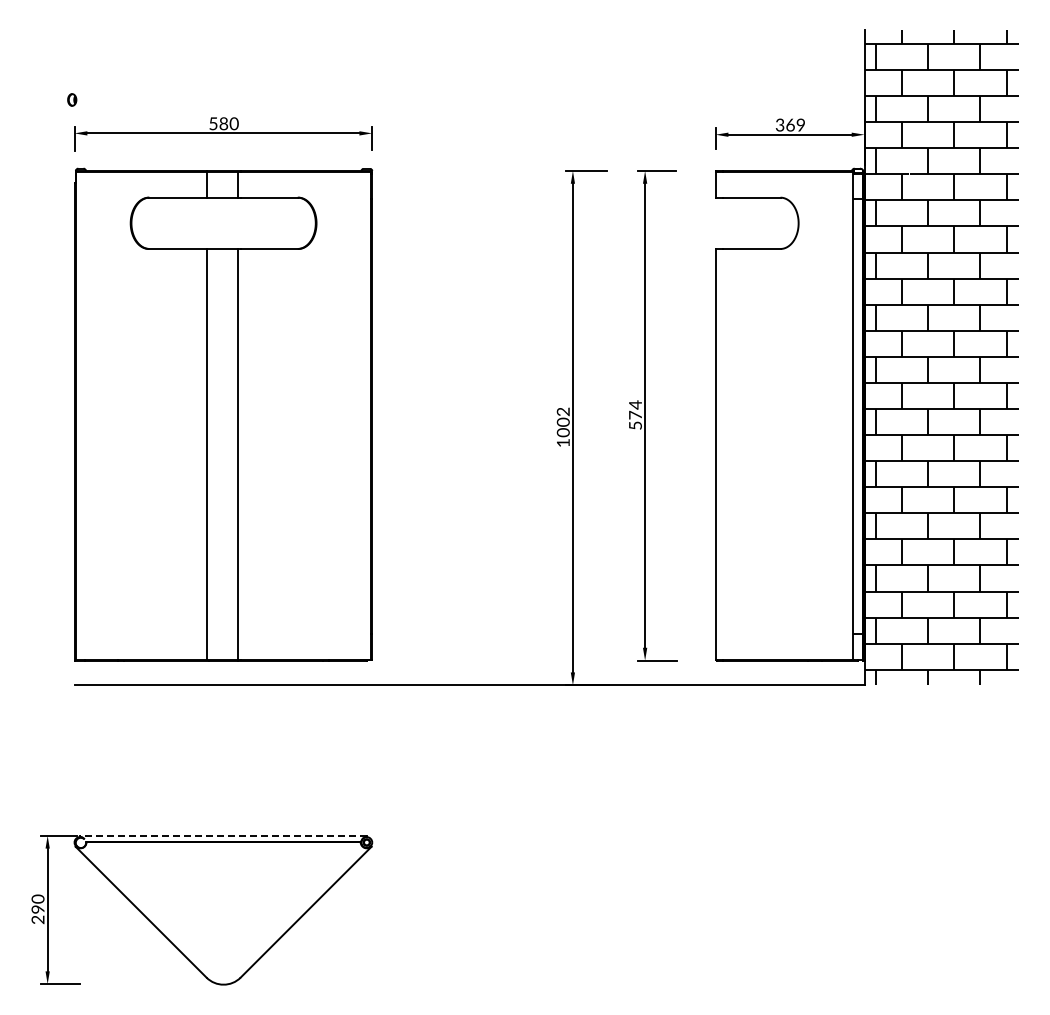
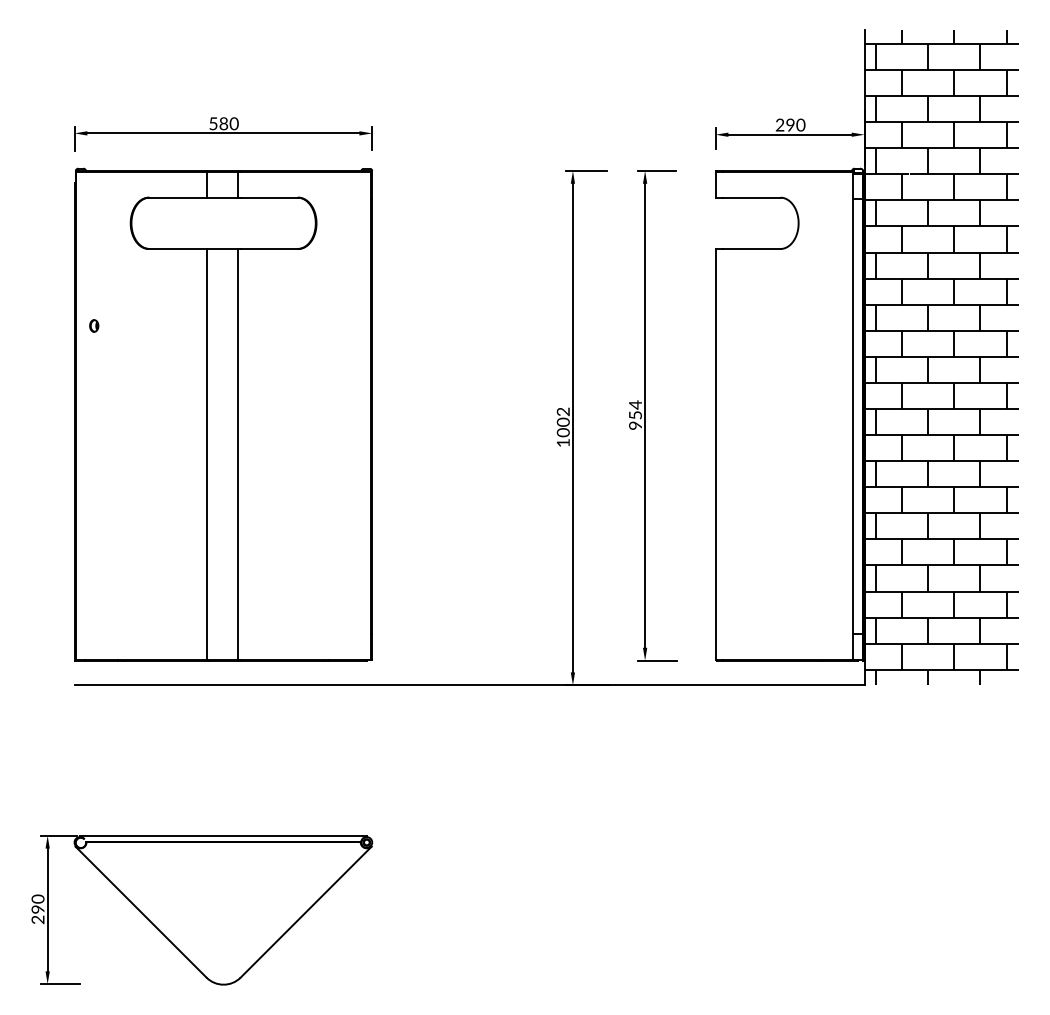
part position: (72, 99) -> (94, 325) (94, 325)
text: 369 -> 290 (790, 124)
text: 574 -> 954 (635, 419)
line: dashed -> solid (222, 835)
